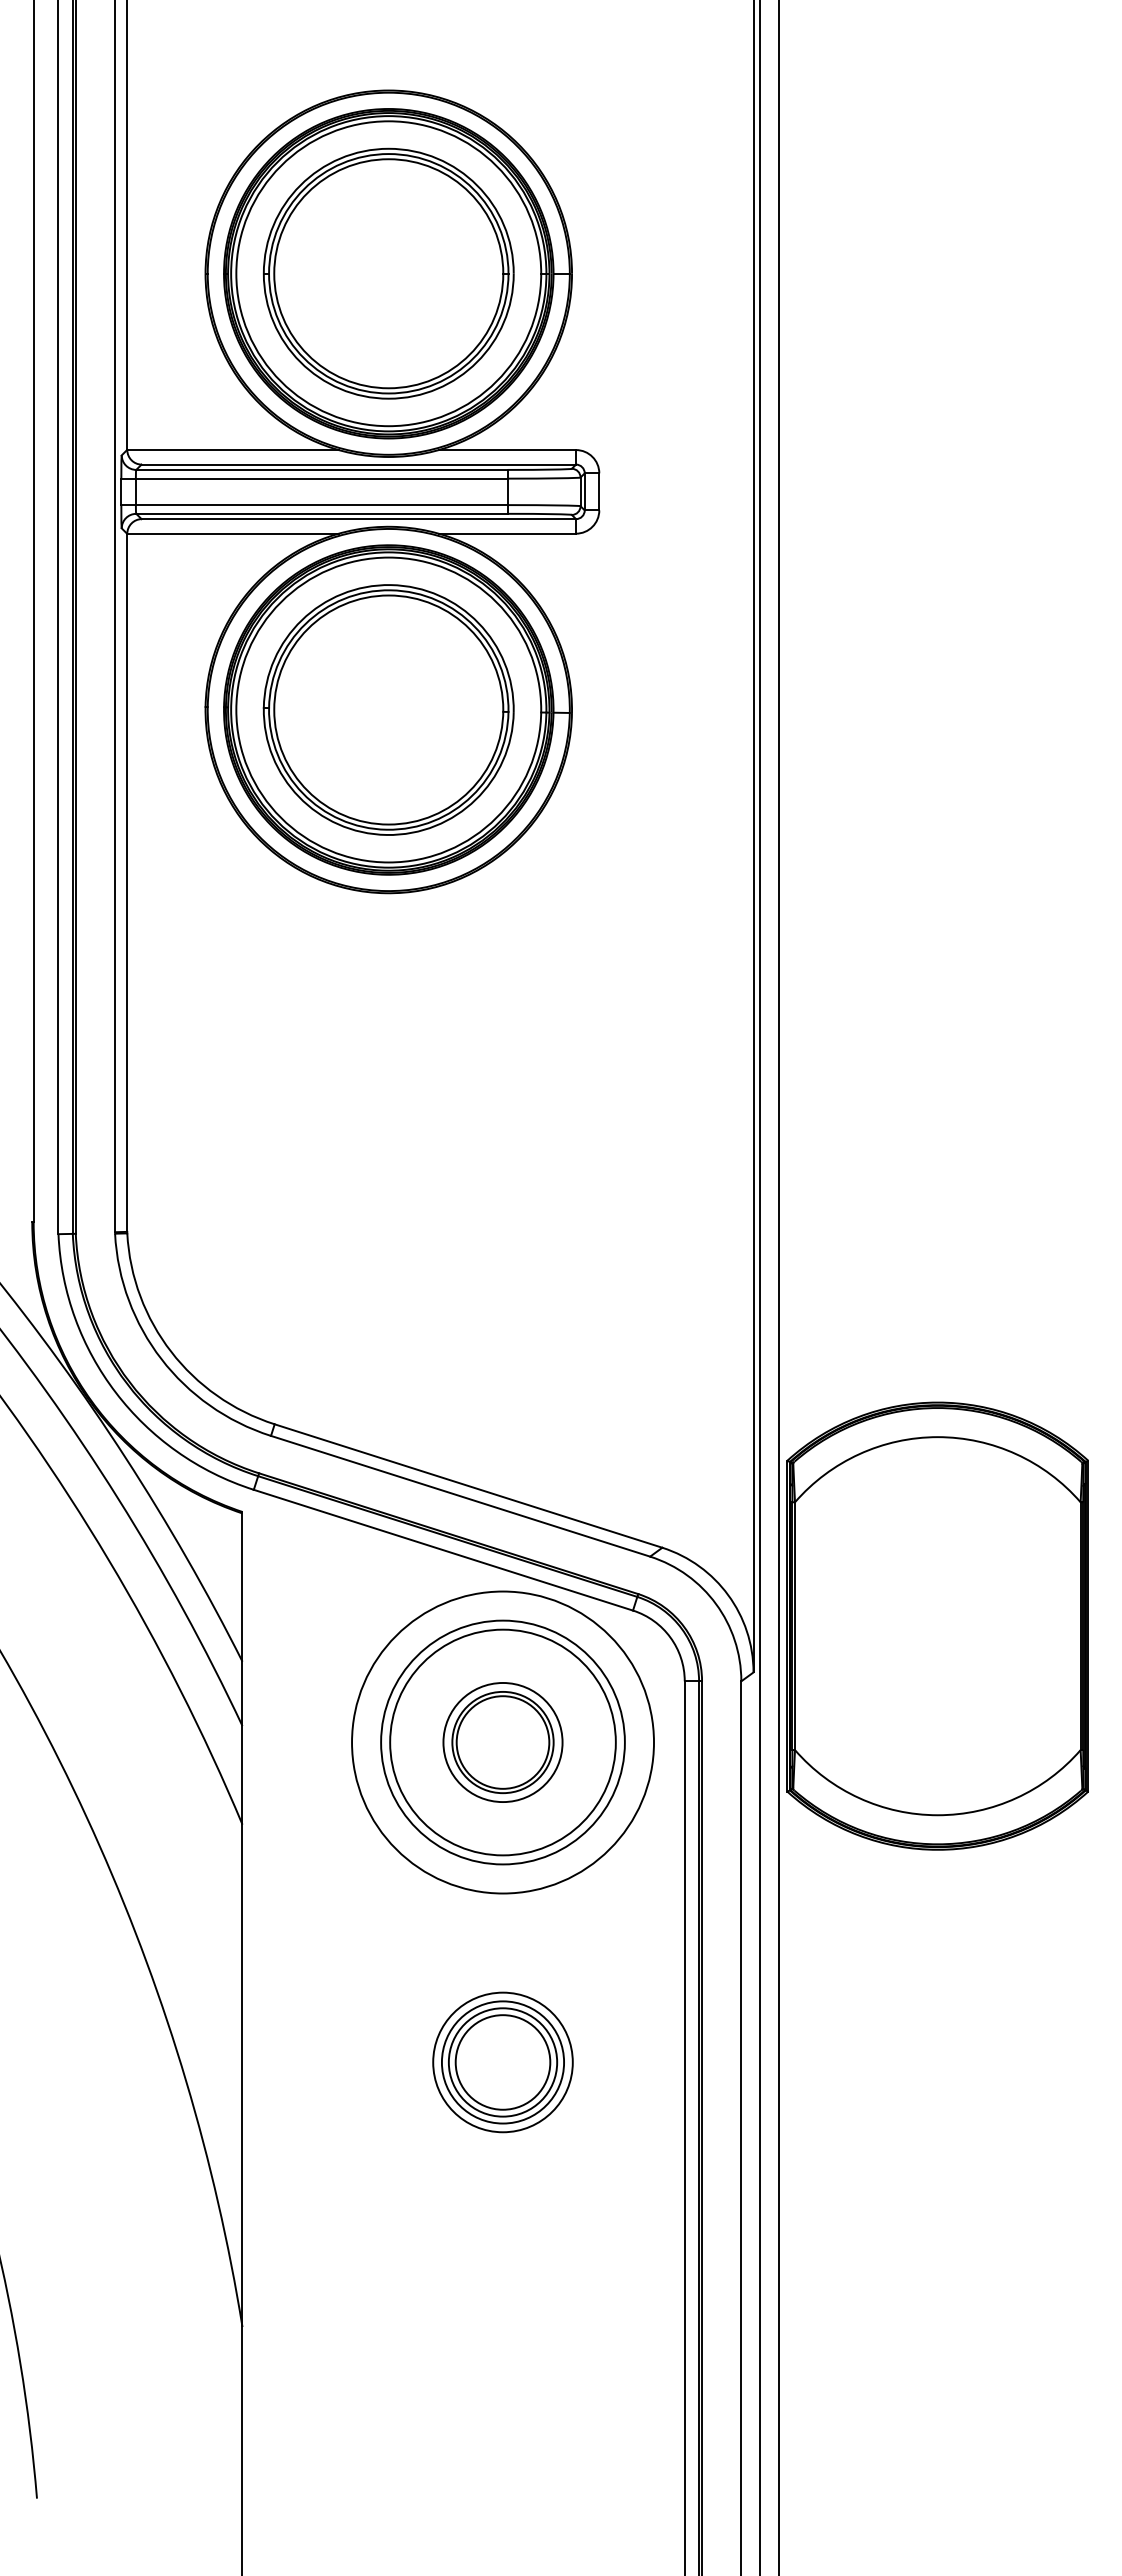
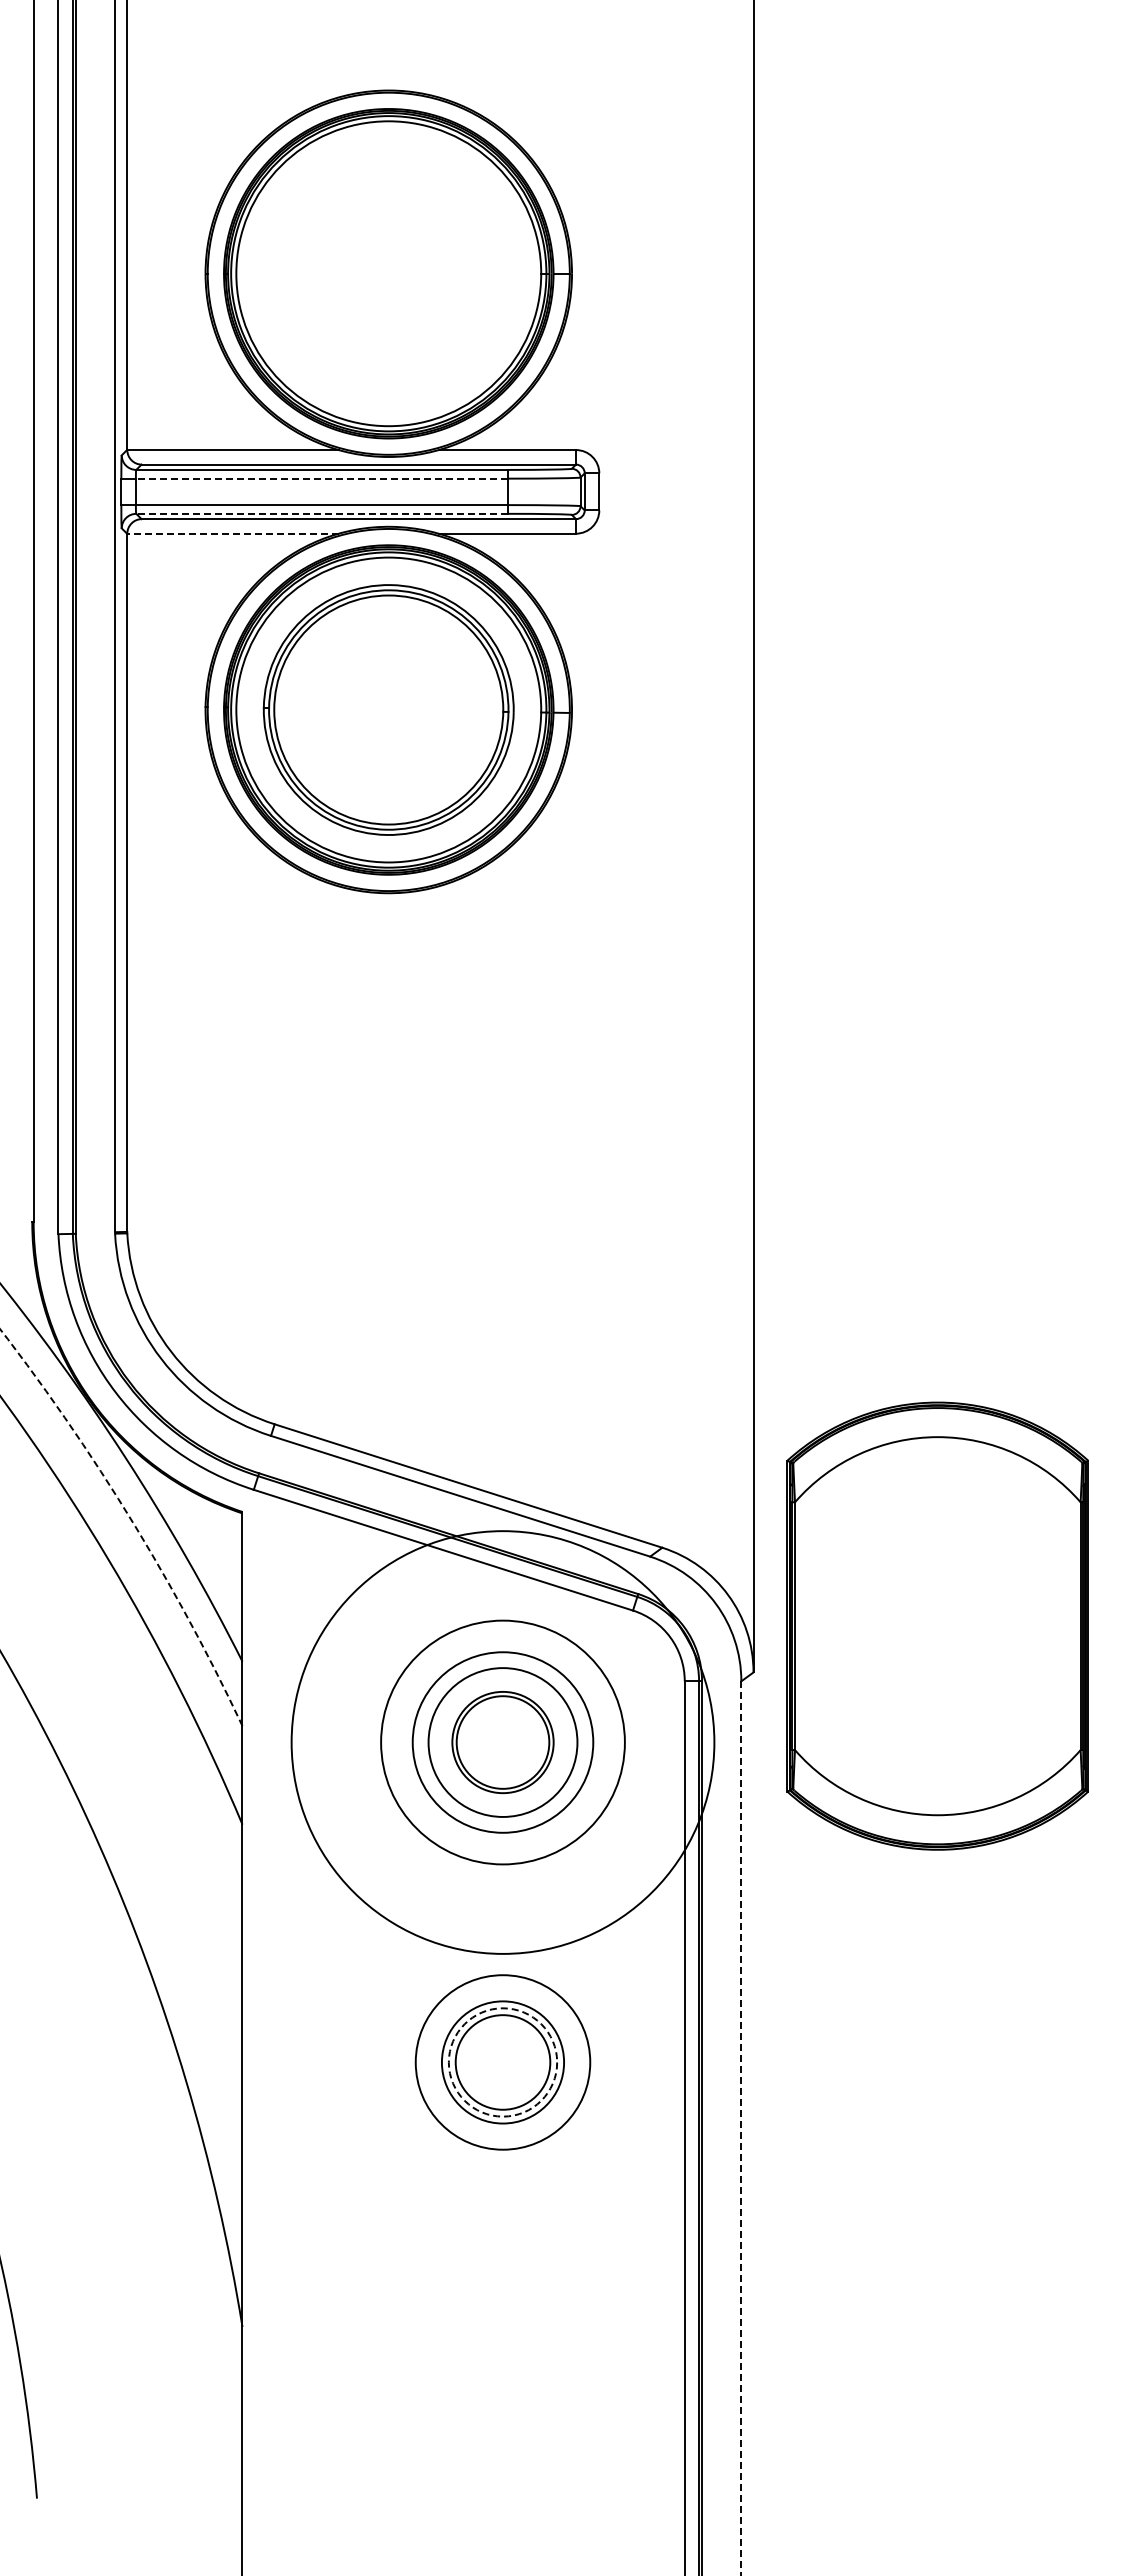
part: present -> none (388, 273)
line: solid -> dashed (321, 478)
line: solid -> dashed (322, 513)
line: solid -> dashed (233, 533)
line: present -> none (760, 1287)
line: present -> none (779, 1287)
arc: solid -> dashed (132, 1521)
circle diameter: 119 px -> 149 px (502, 1742)
circle diameter: 226 px -> 181 px (502, 1742)
circle diameter: 302 px -> 423 px (502, 1742)
circle diameter: 140 px -> 175 px (502, 2062)
circle: solid -> dashed (502, 2062)
line: solid -> dashed (741, 2128)
